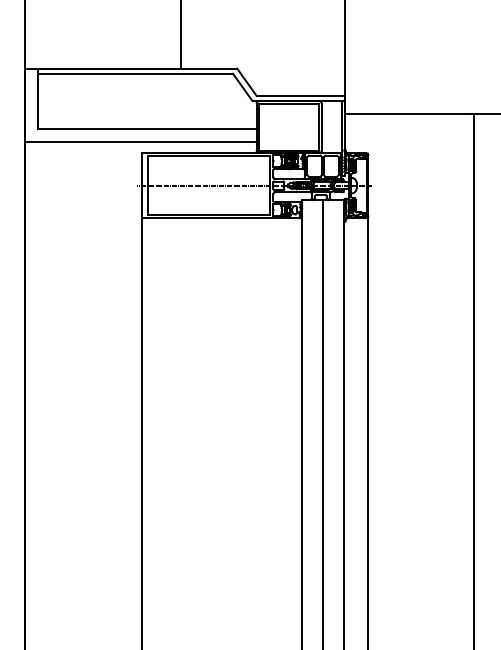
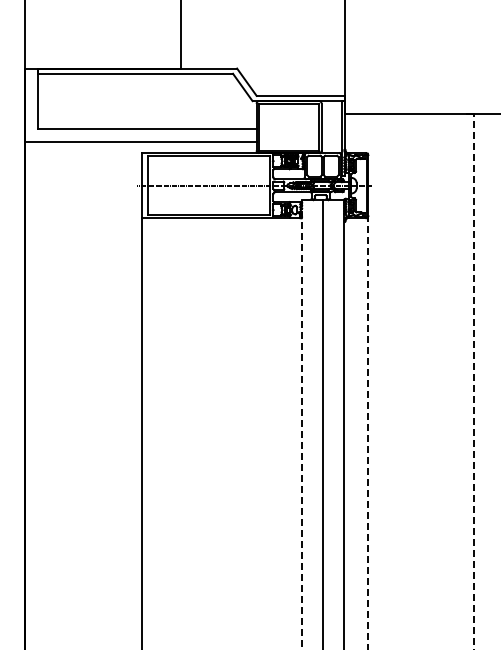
line: solid -> dashed (473, 382)
line: solid -> dashed (302, 425)
line: solid -> dashed (368, 432)
